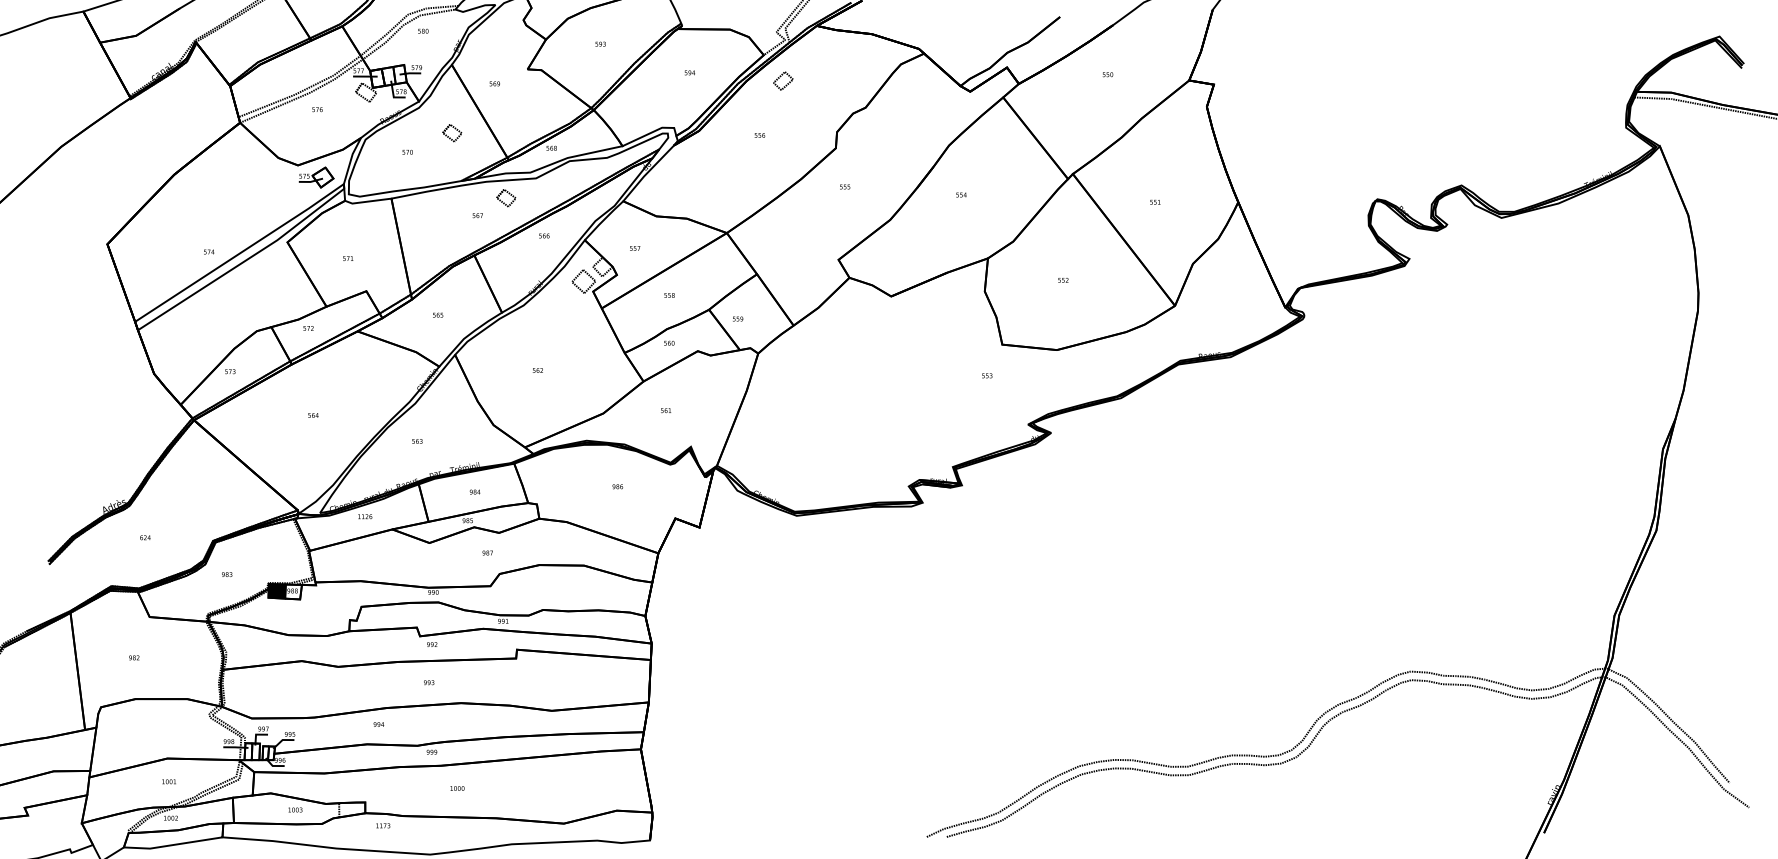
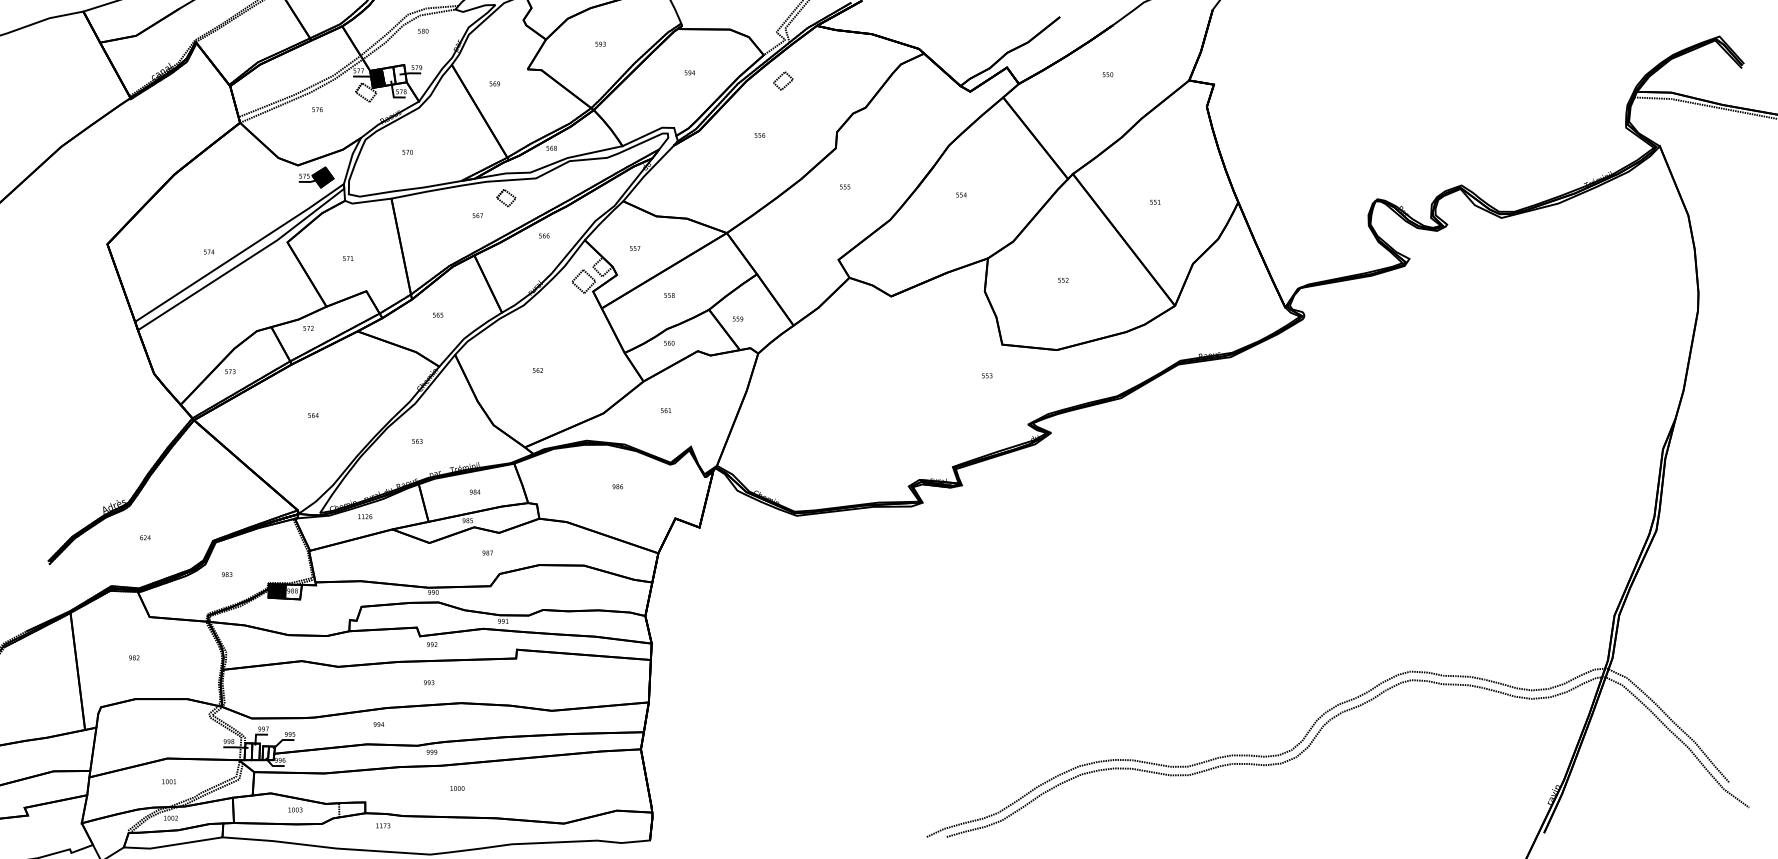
fill: none -> present (377, 77)
part: present -> none (452, 133)
fill: none -> present (322, 177)
